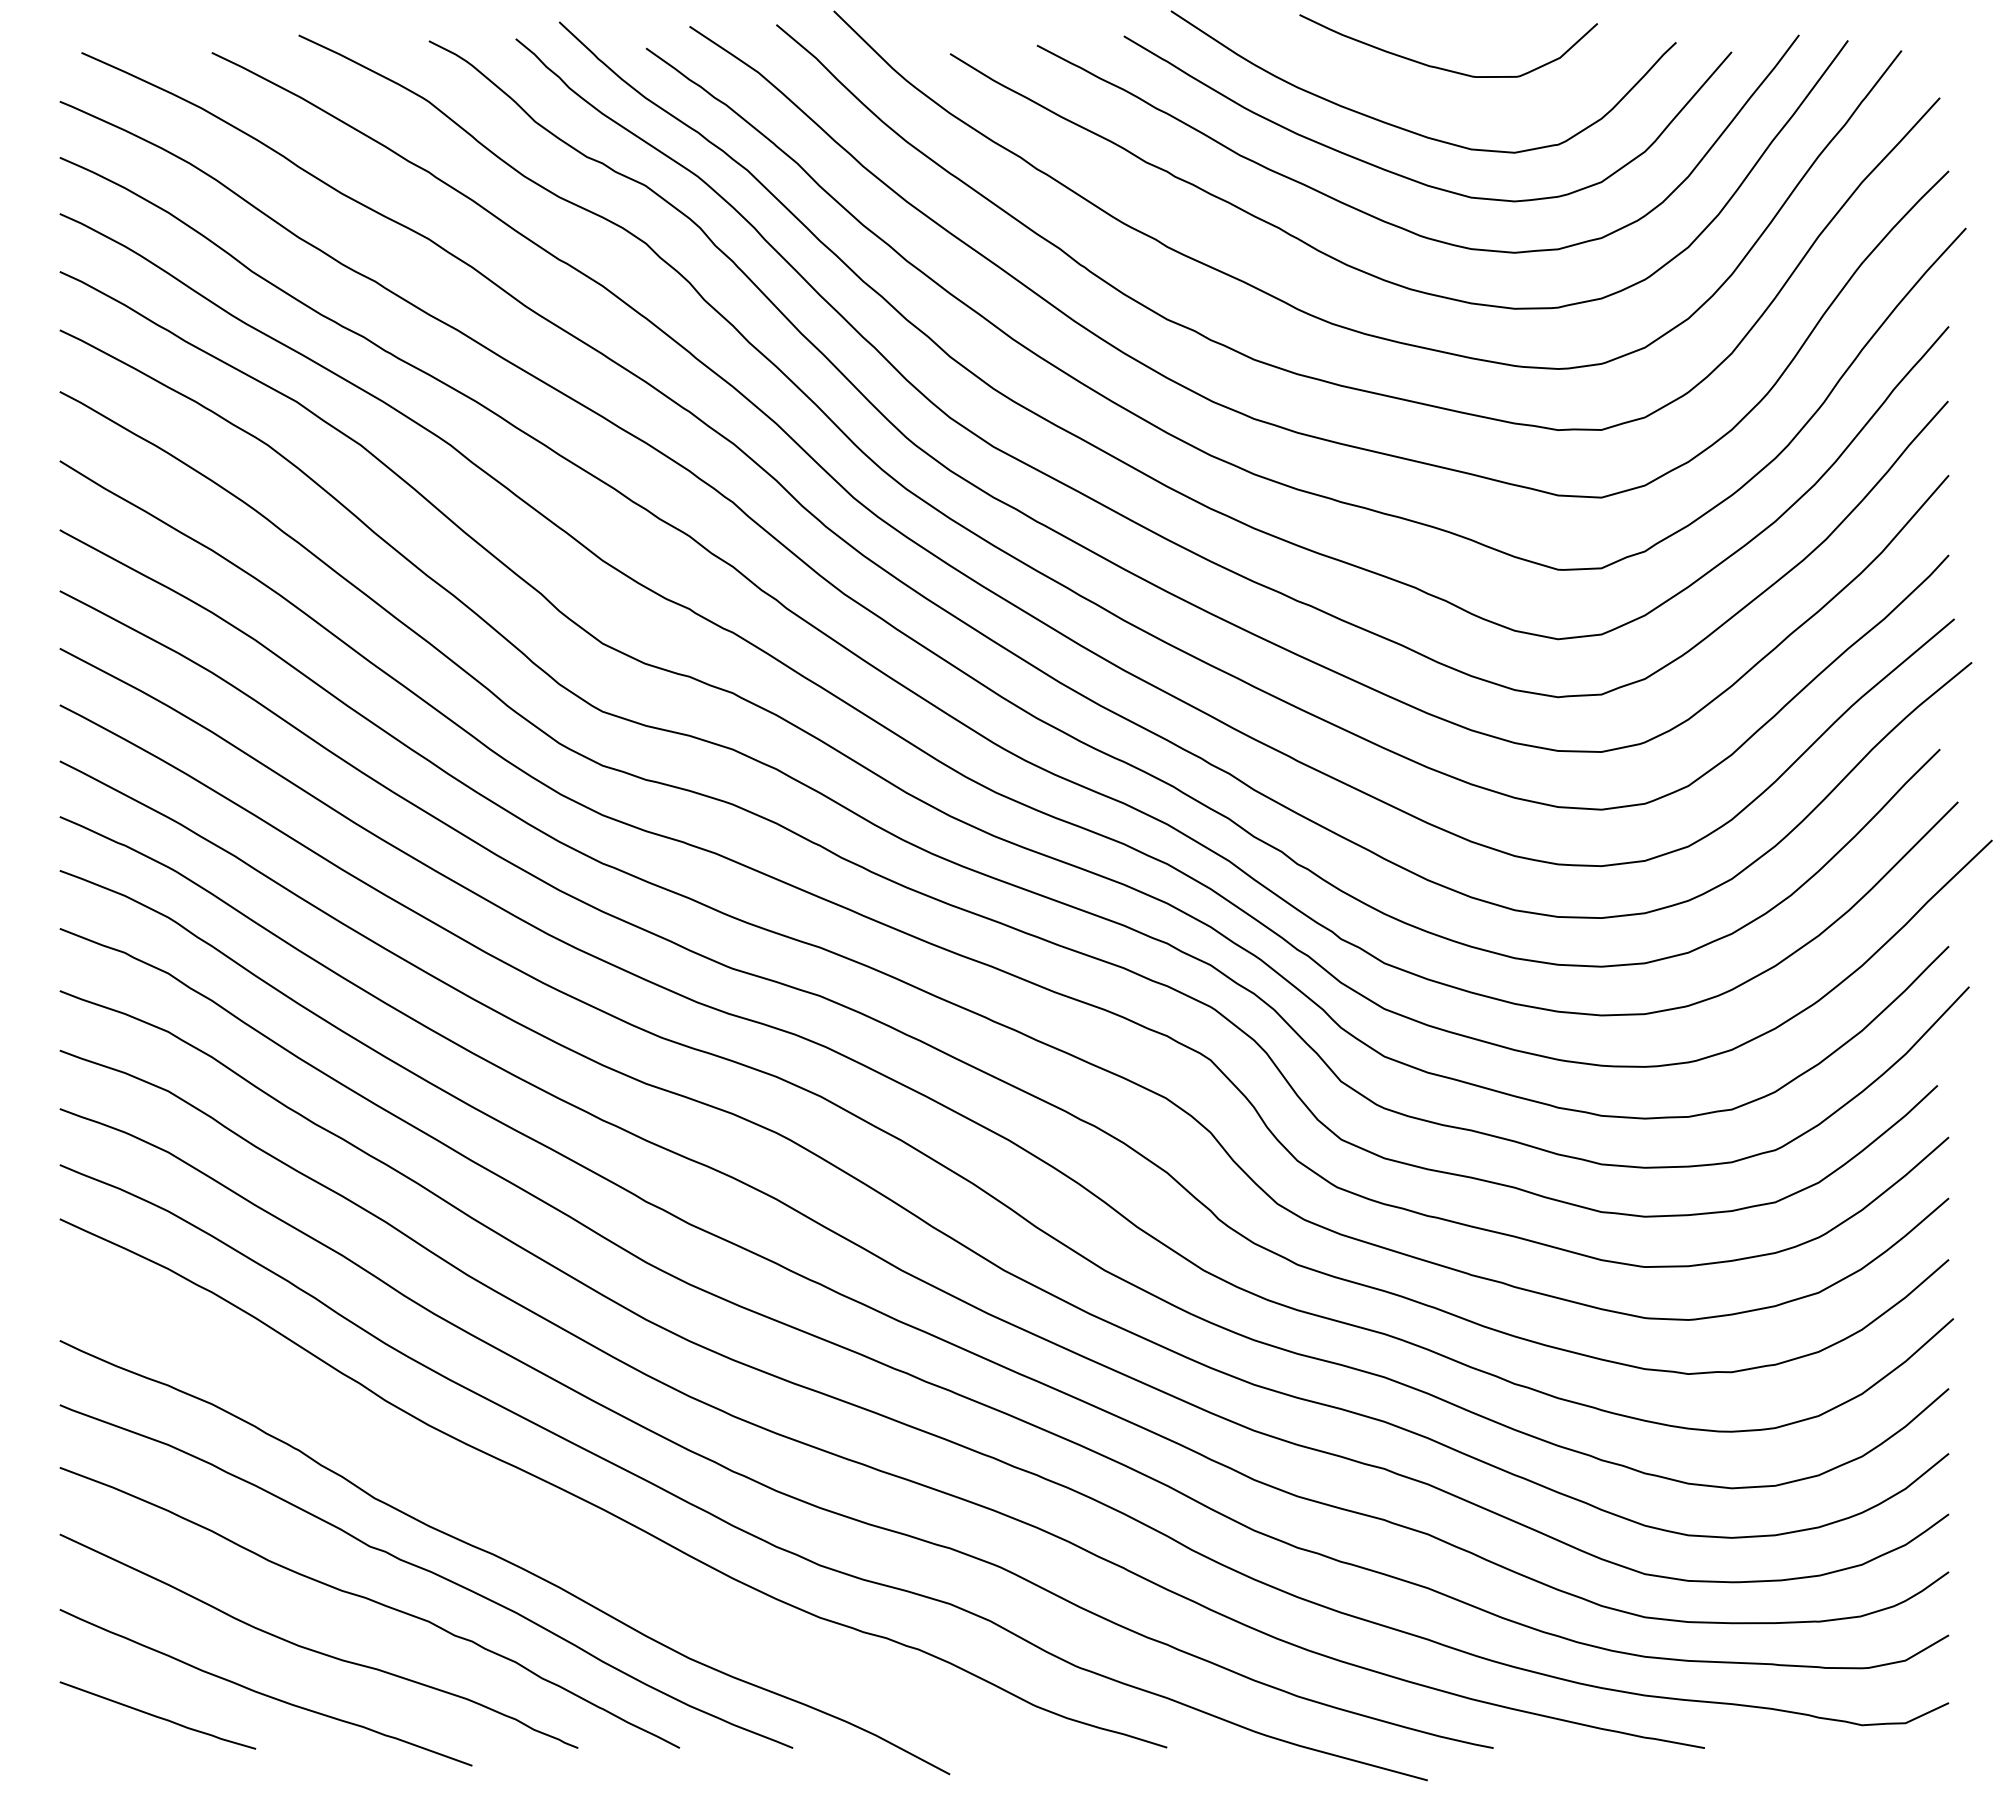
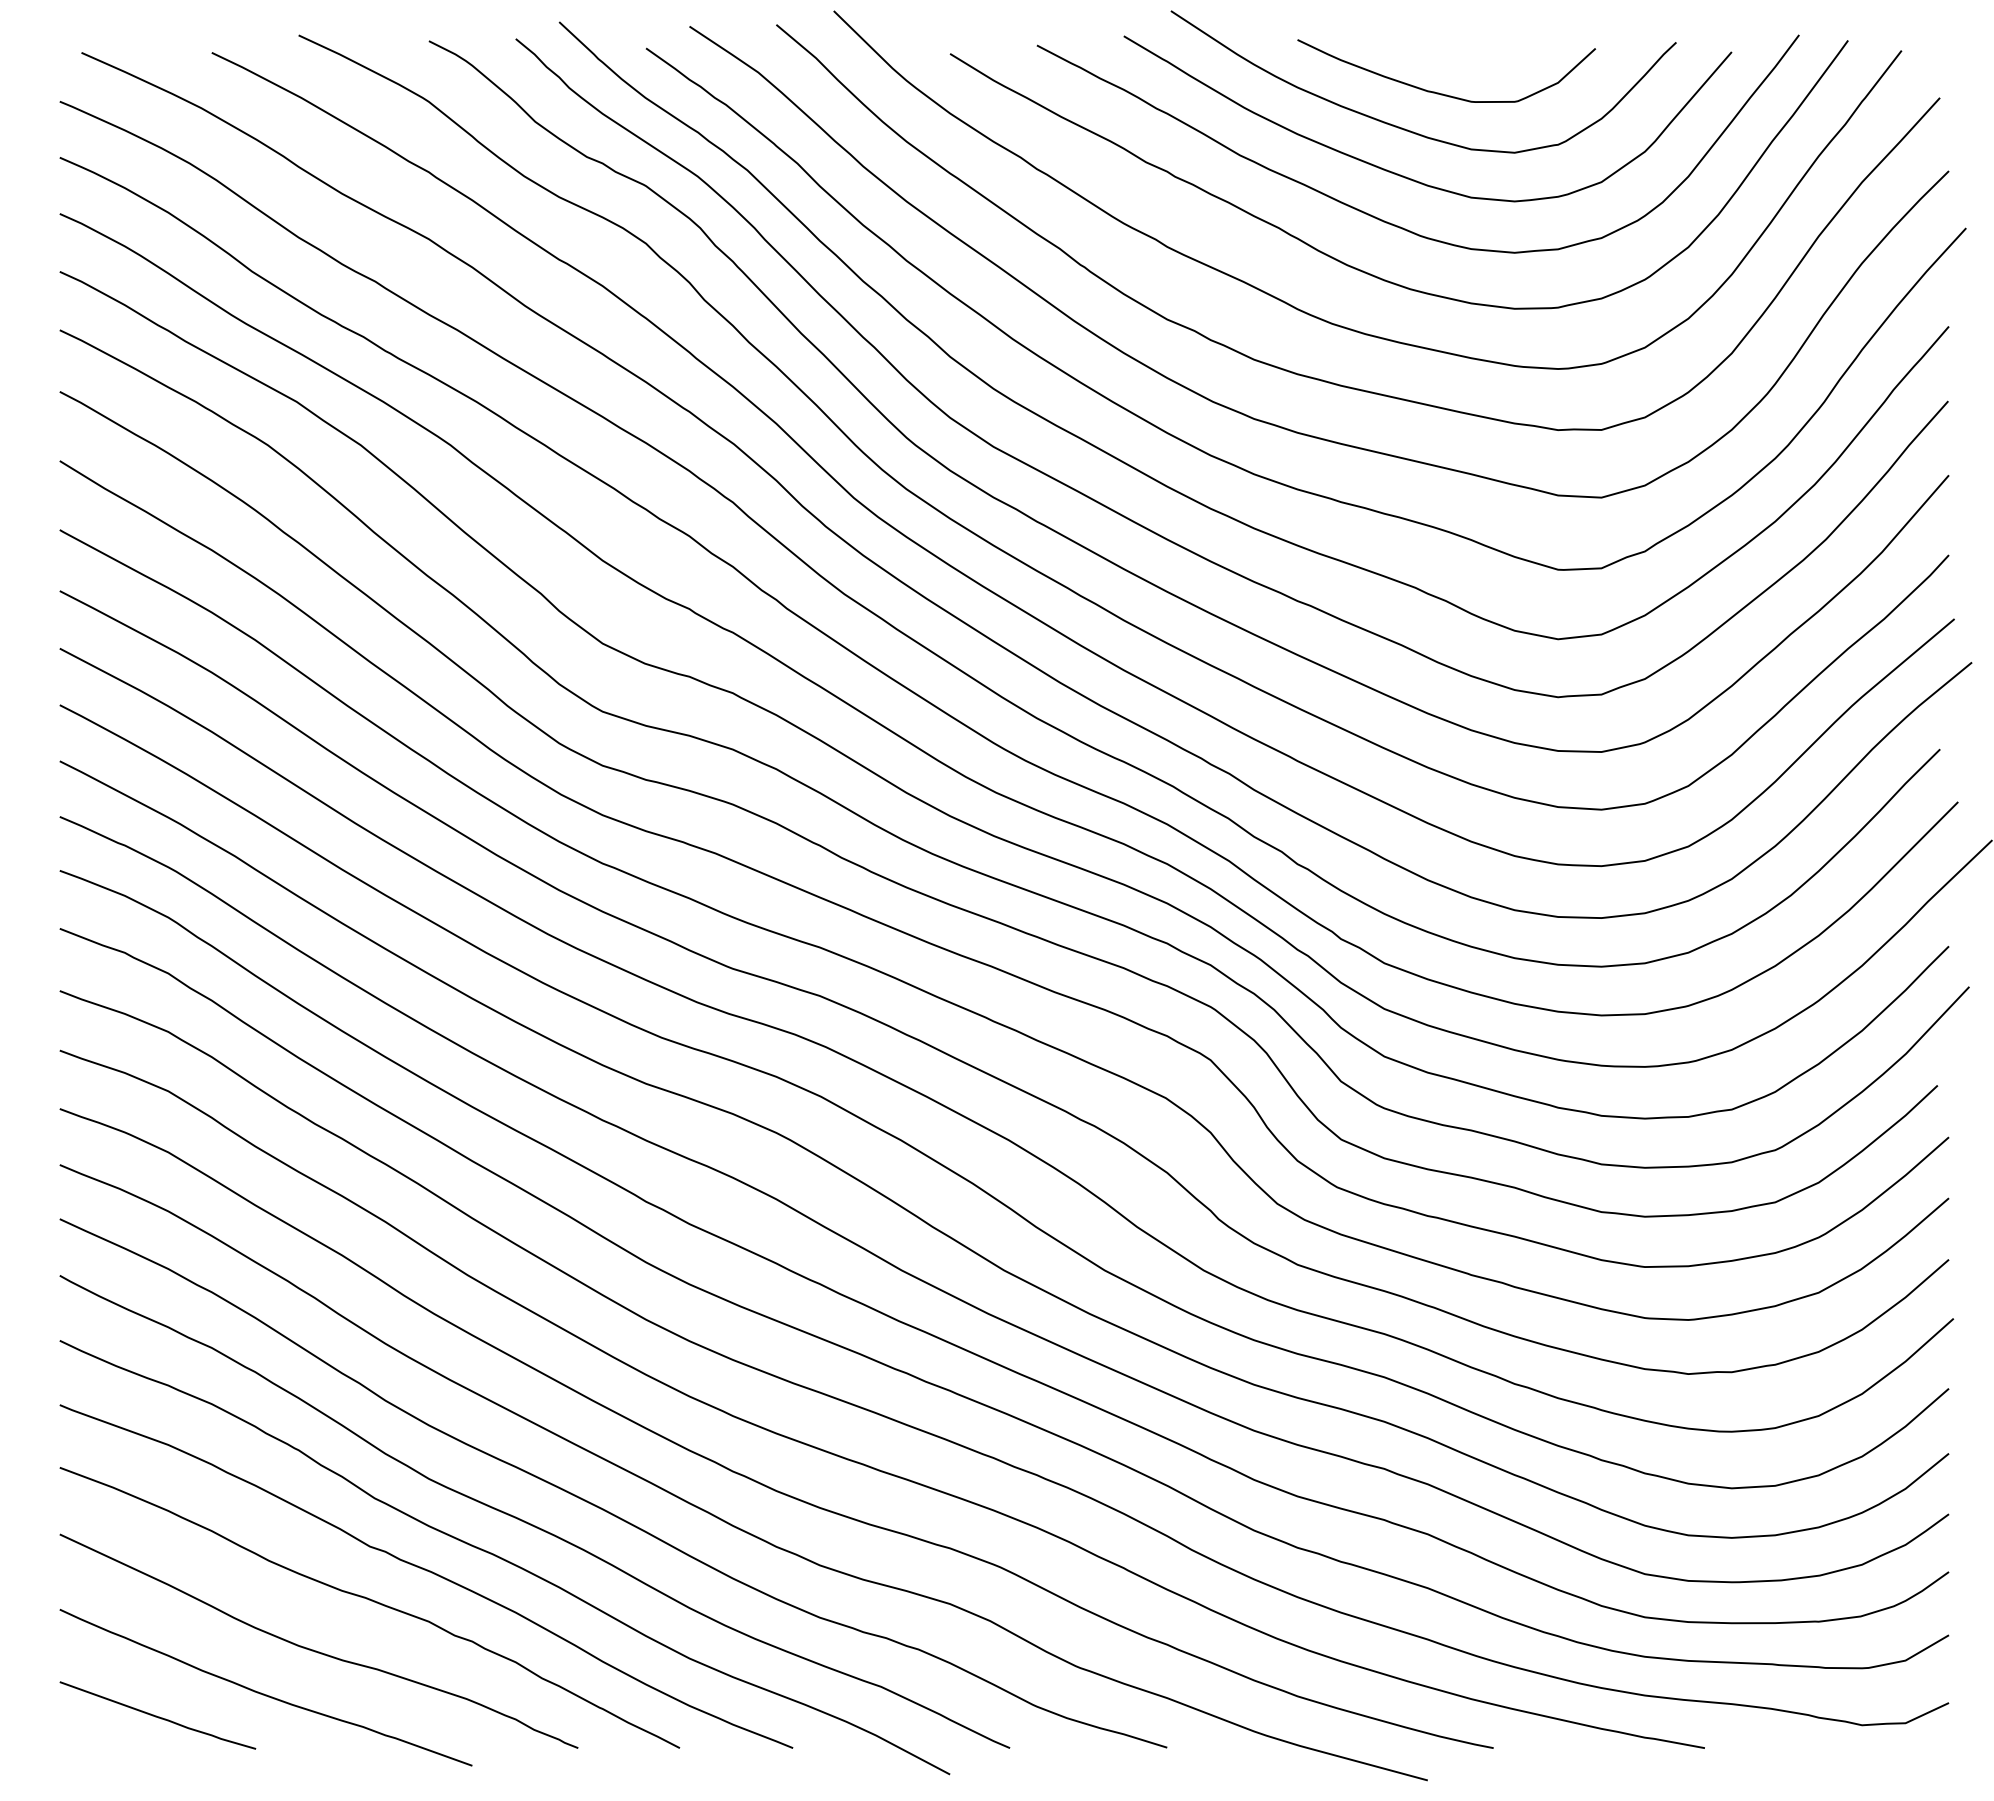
curve position: (1445, 68) -> (1443, 93) (1443, 93)
curve: none -> present (531, 1523)
